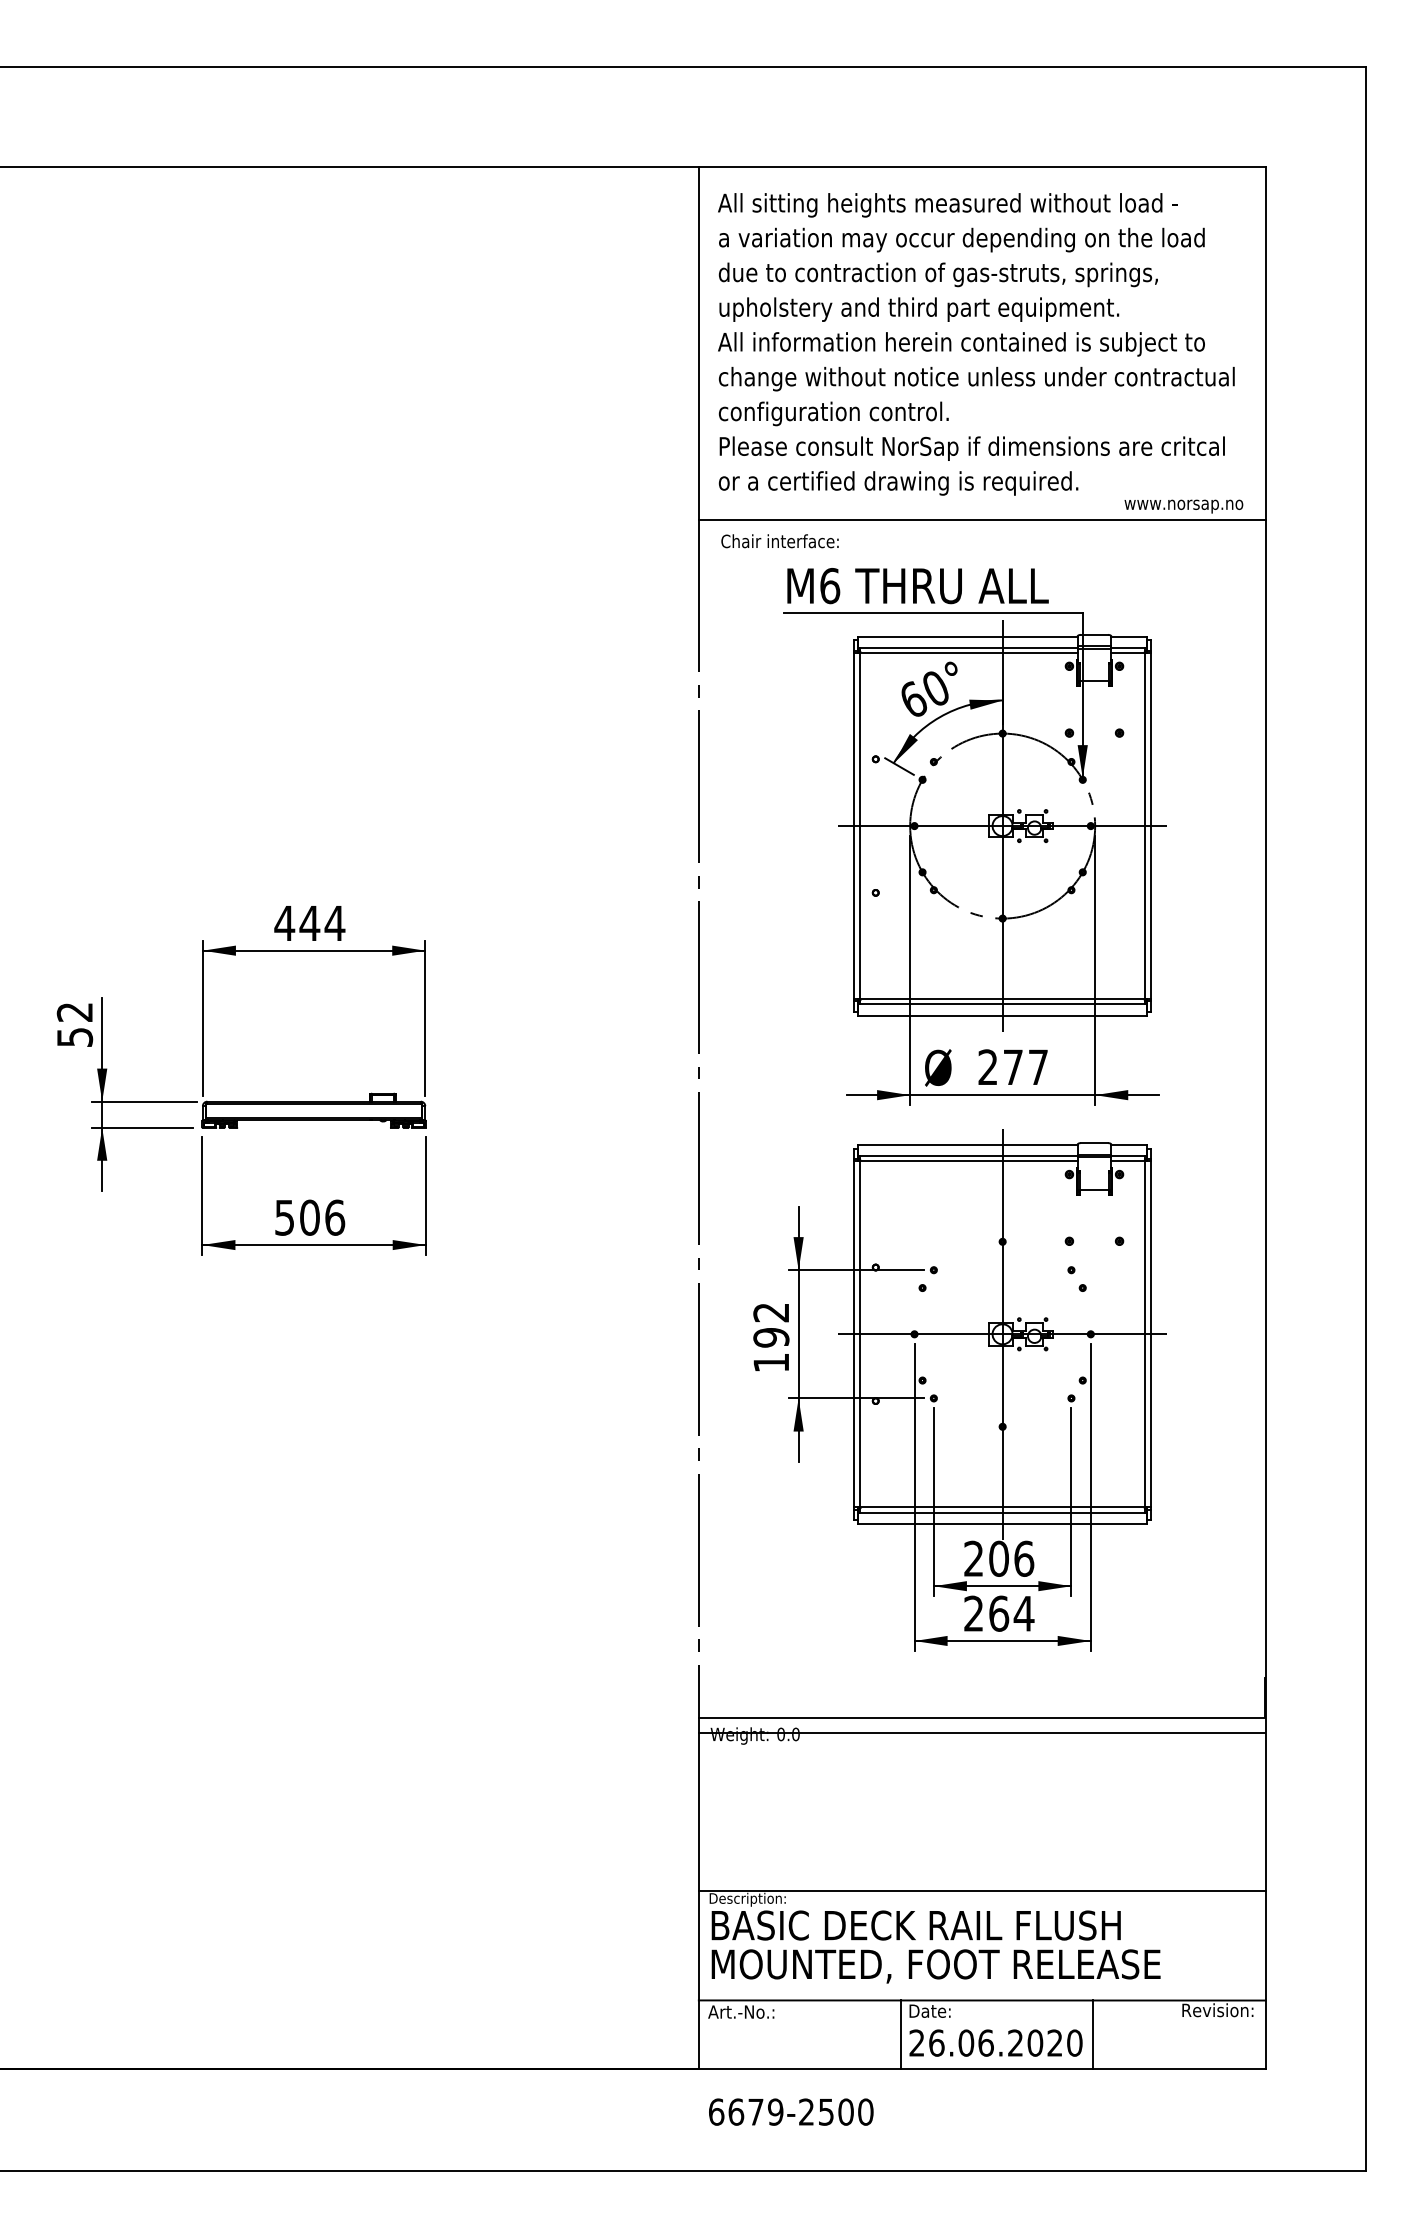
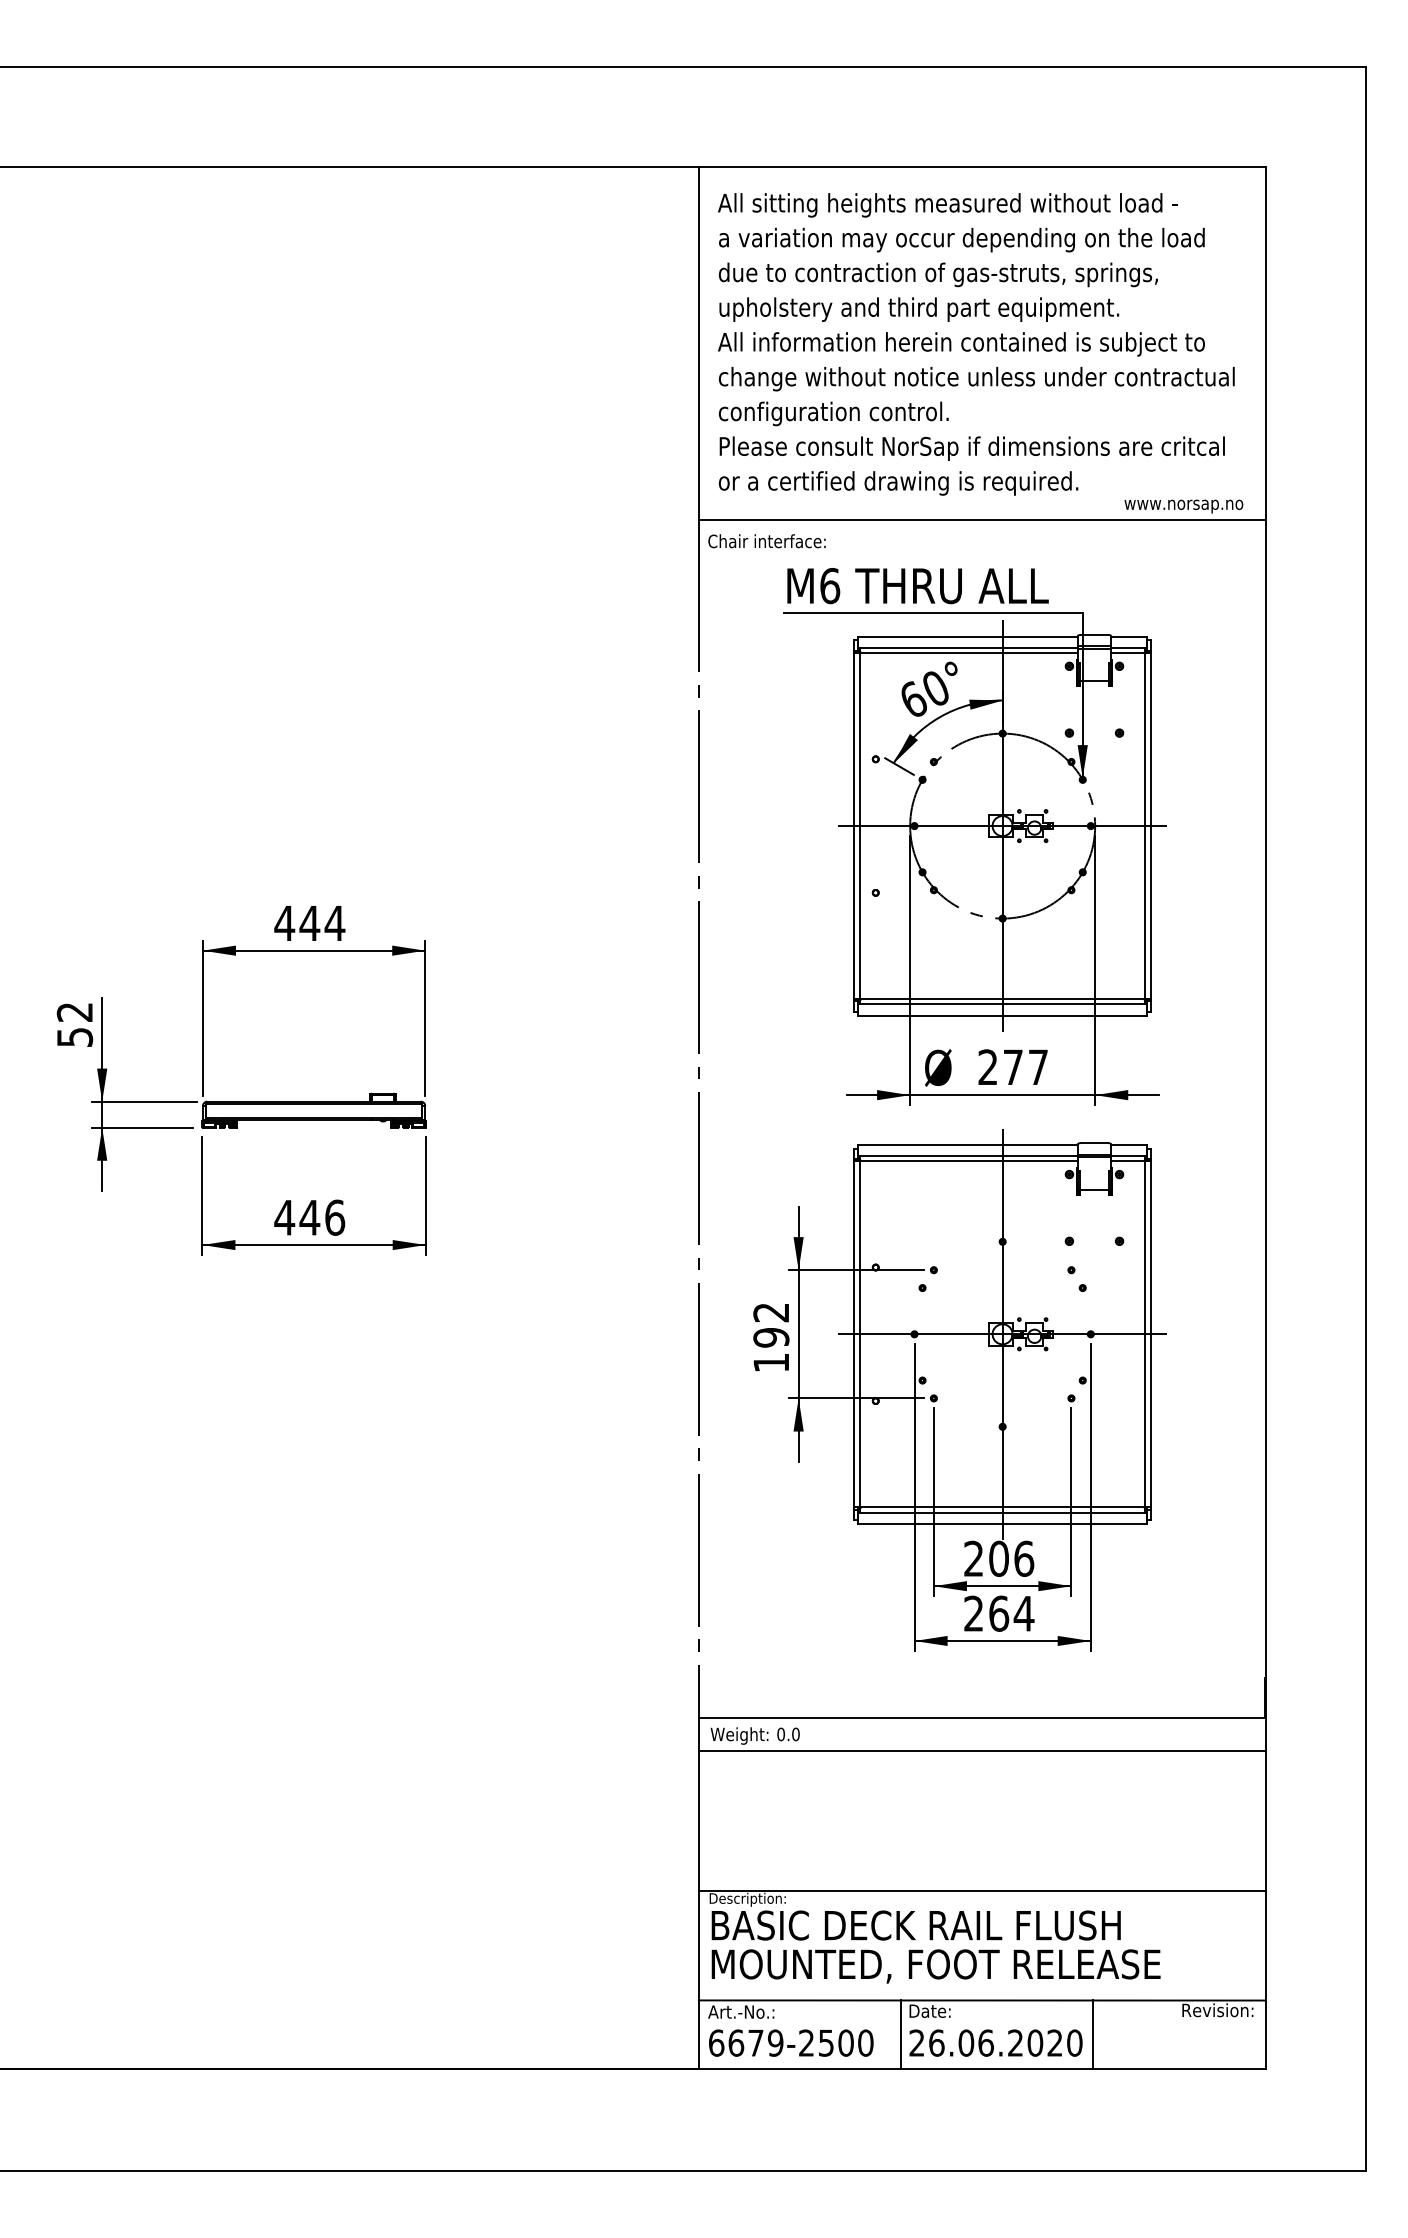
text position: (779, 541) -> (766, 541) (766, 541)
text: 506 -> 446 (297, 1217)
line position: (981, 1732) -> (981, 1750) (981, 1750)
text position: (791, 2111) -> (791, 2042) (791, 2042)
